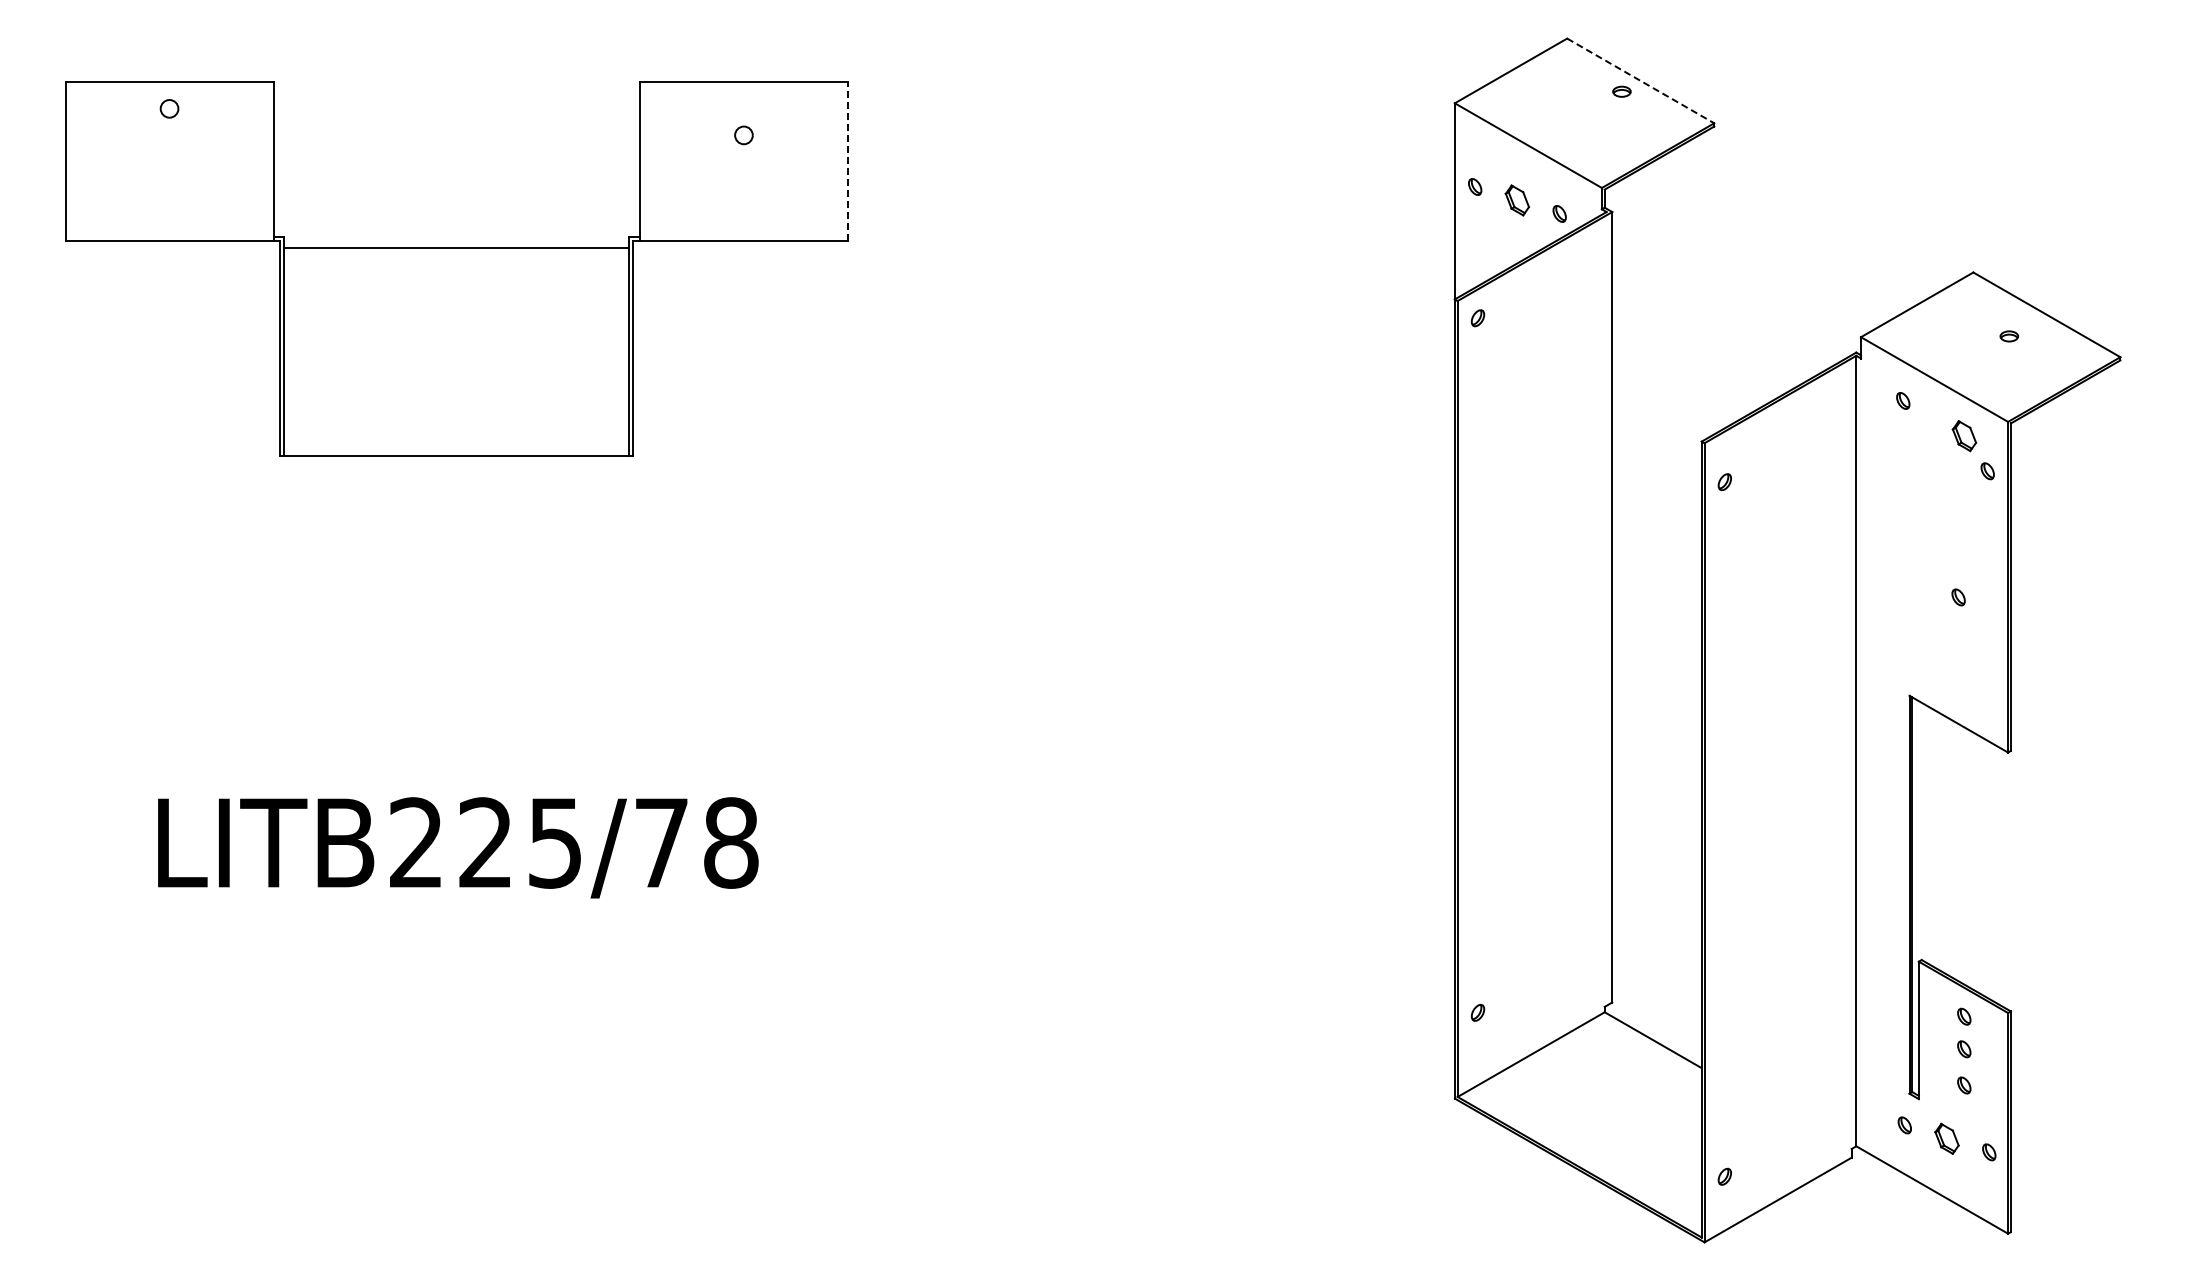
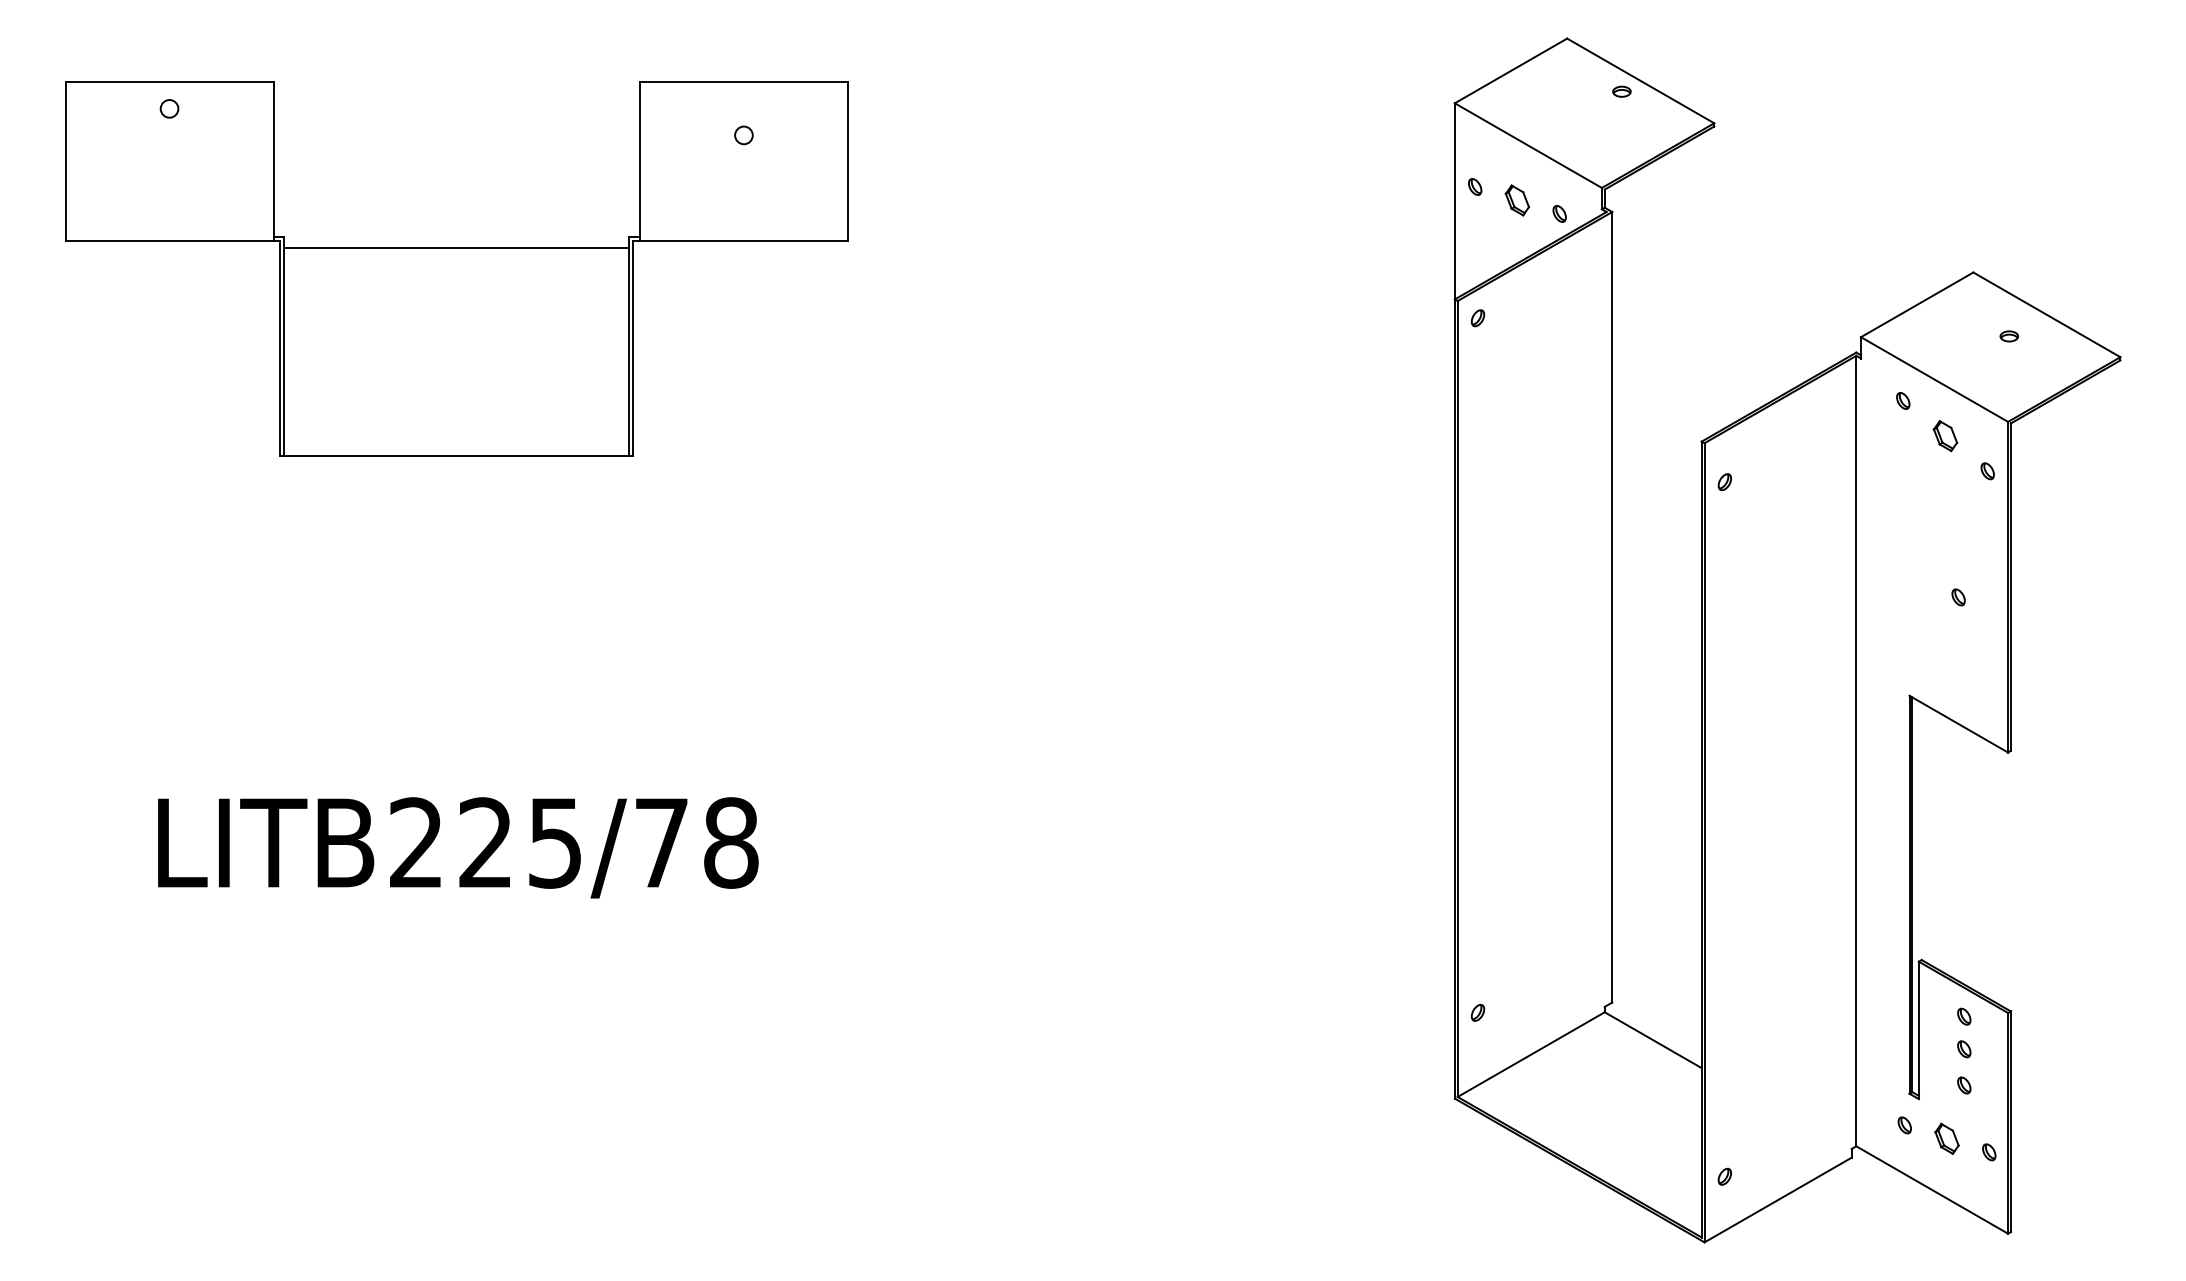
line: dashed -> solid (1640, 80)
line: dashed -> solid (847, 161)
part position: (1964, 436) -> (1945, 436) (1945, 436)
